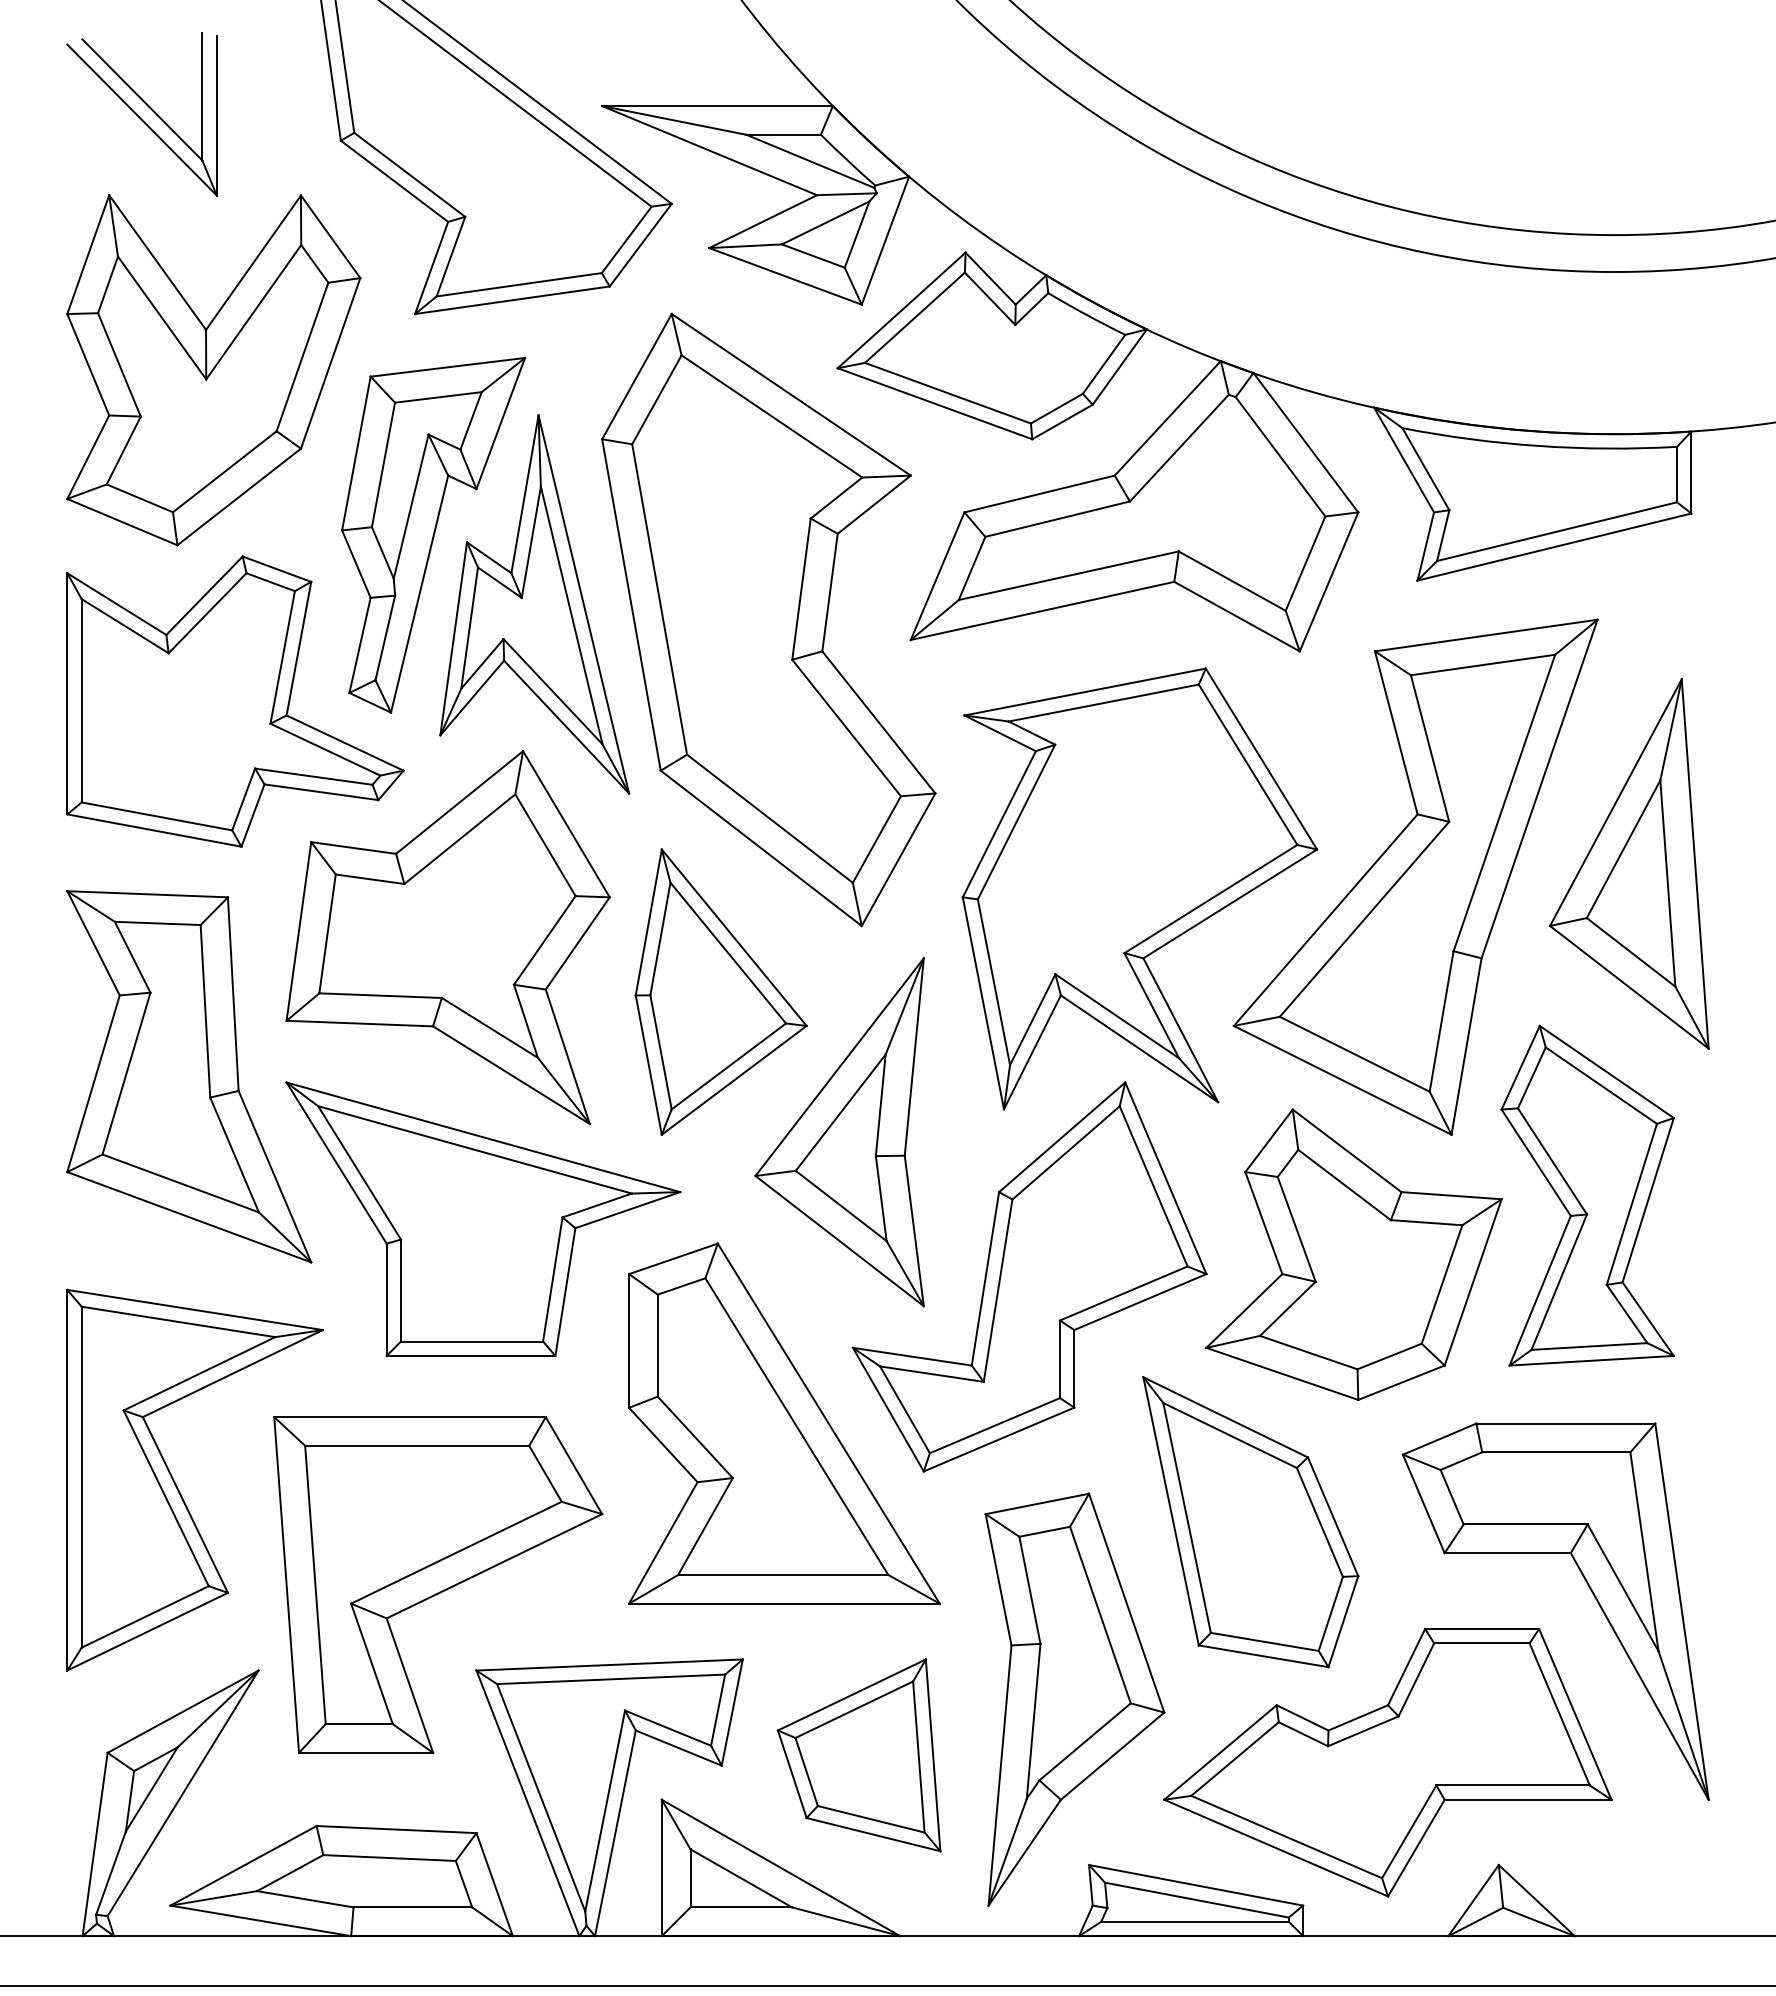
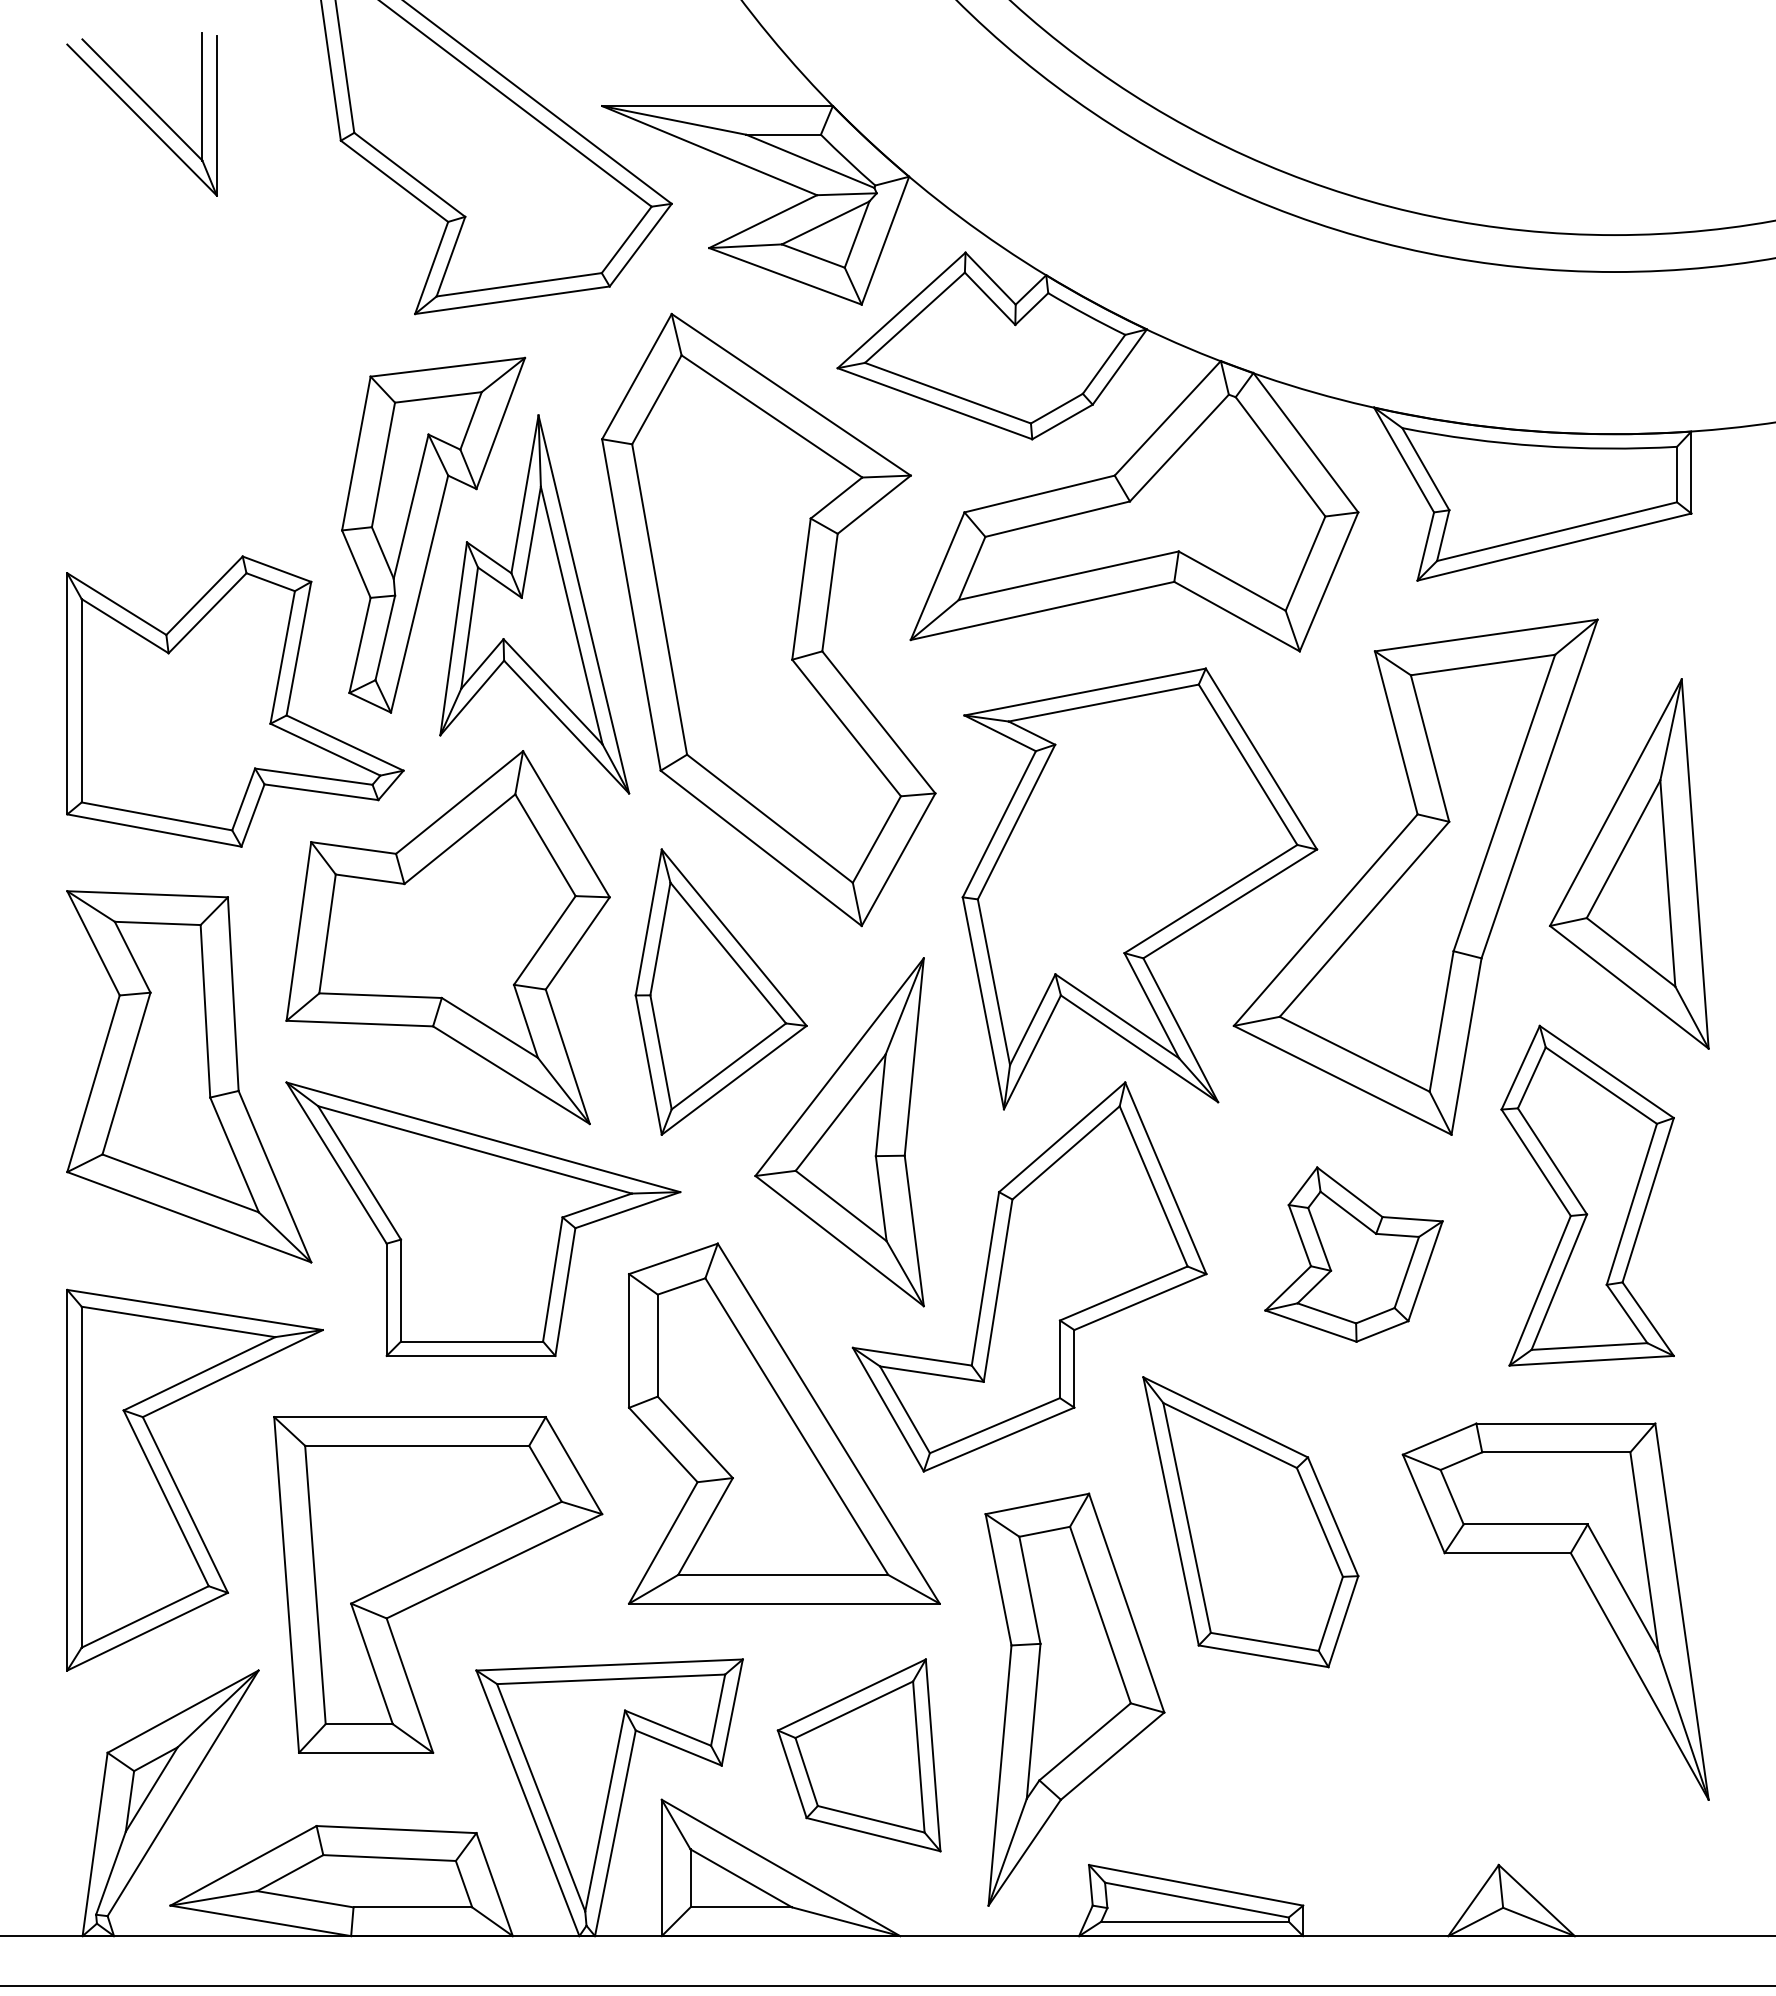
part: present -> none (213, 370)
part size: 298x293 px -> 180x177 px (1353, 1254)
part: present -> none (1387, 1762)
